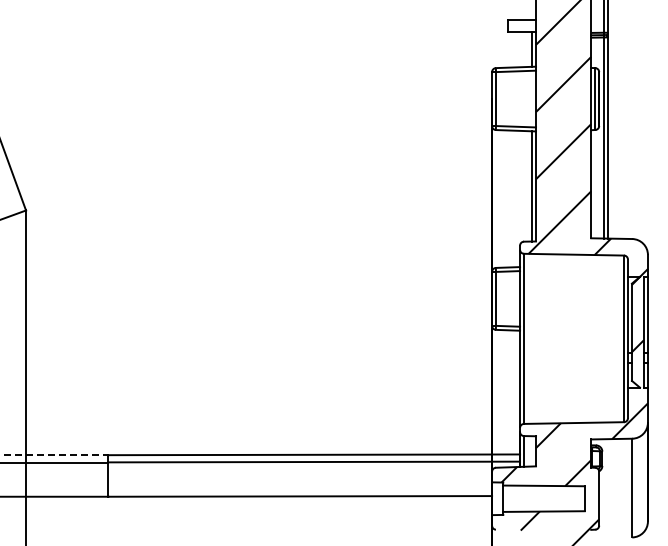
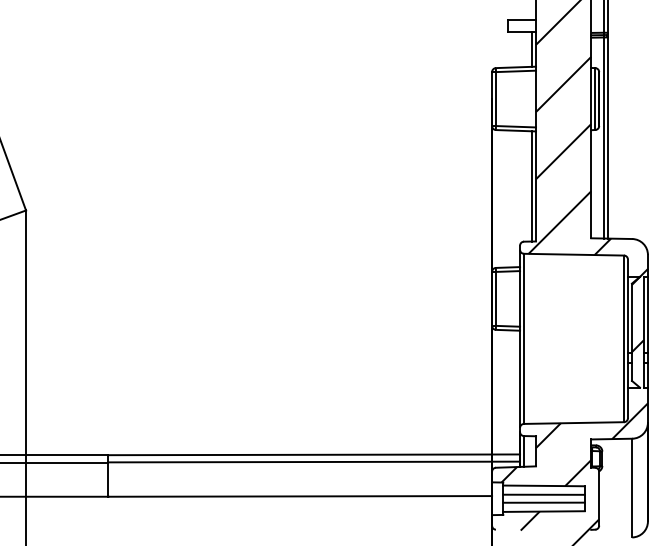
line: dashed -> solid (54, 455)
line: none -> present (543, 494)
line: none -> present (543, 502)
